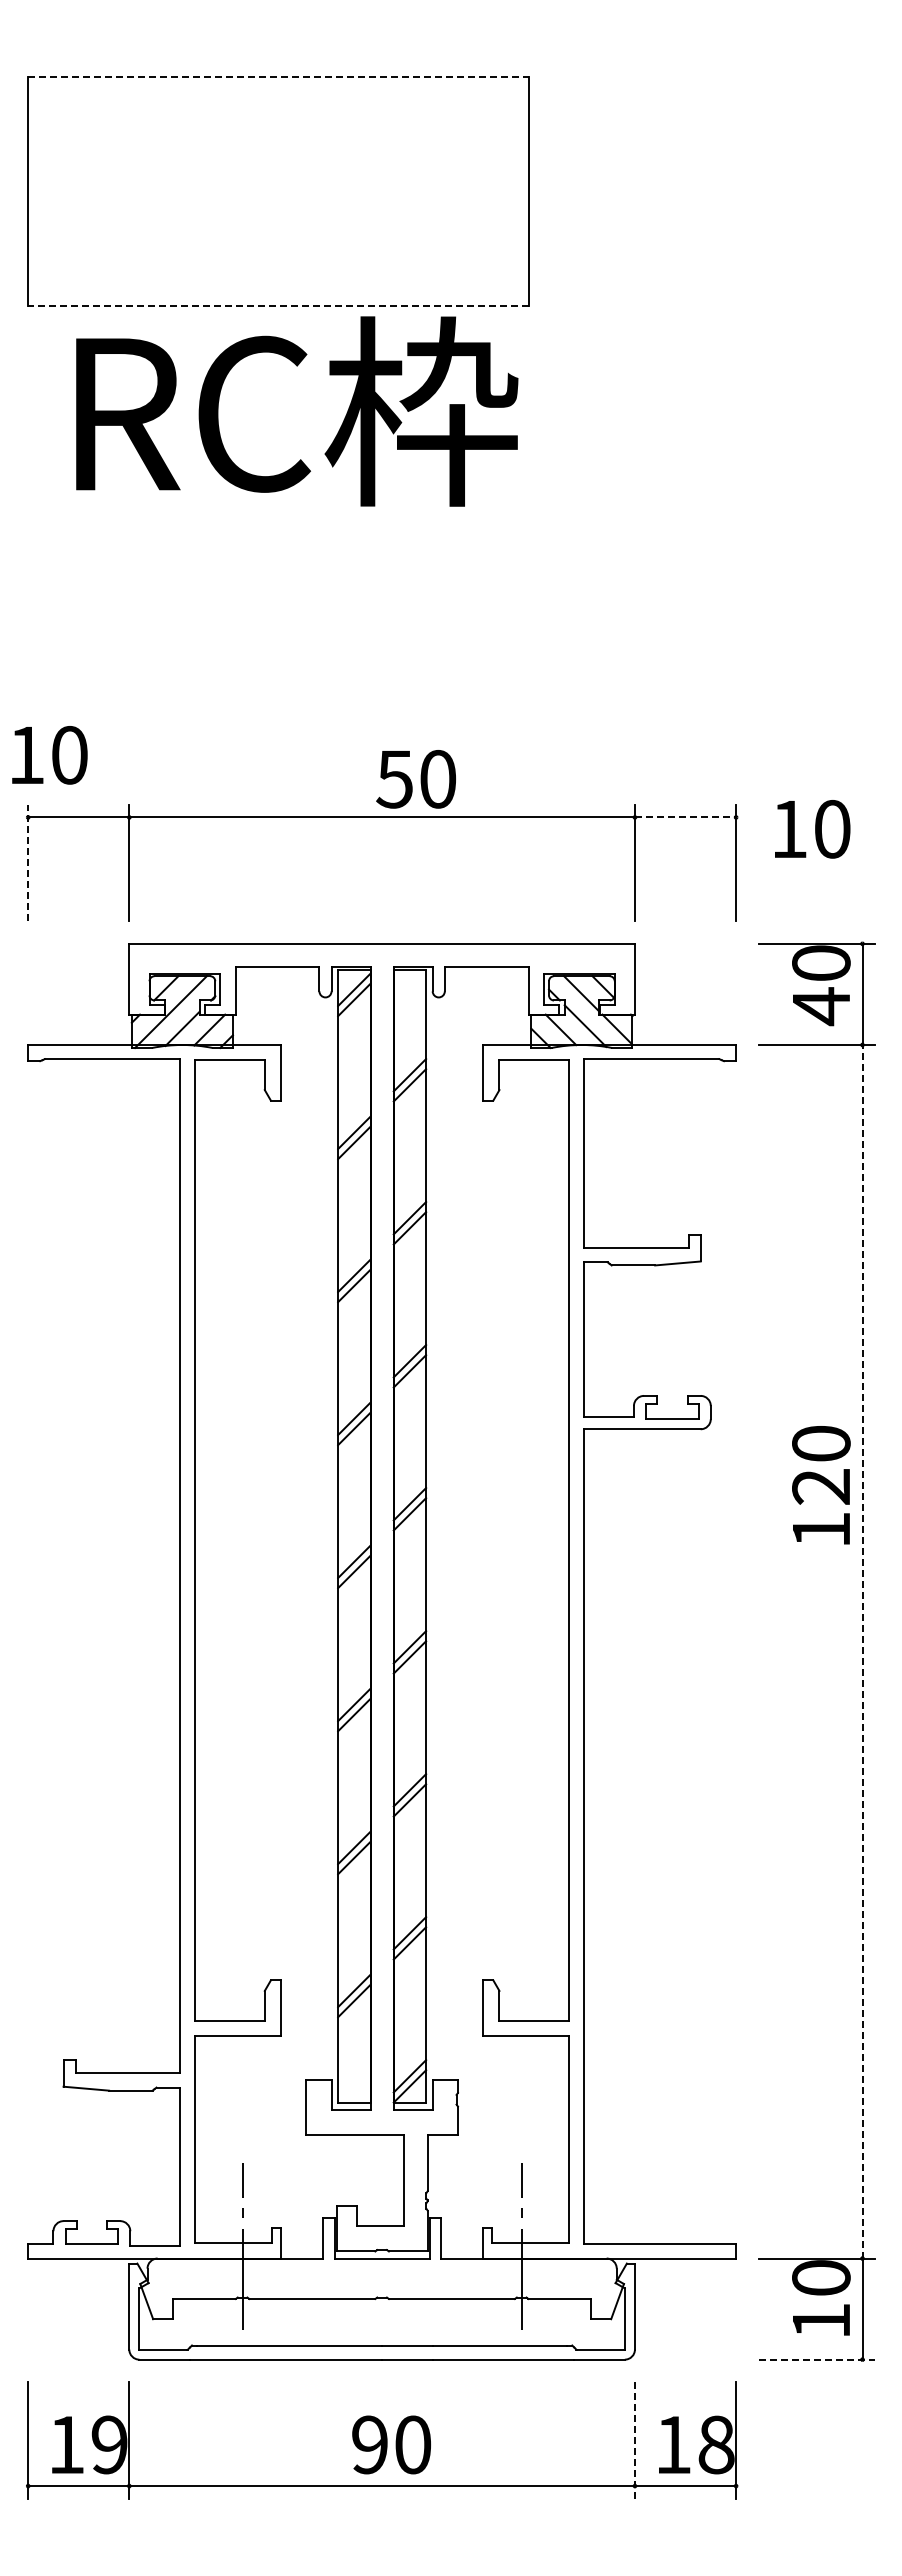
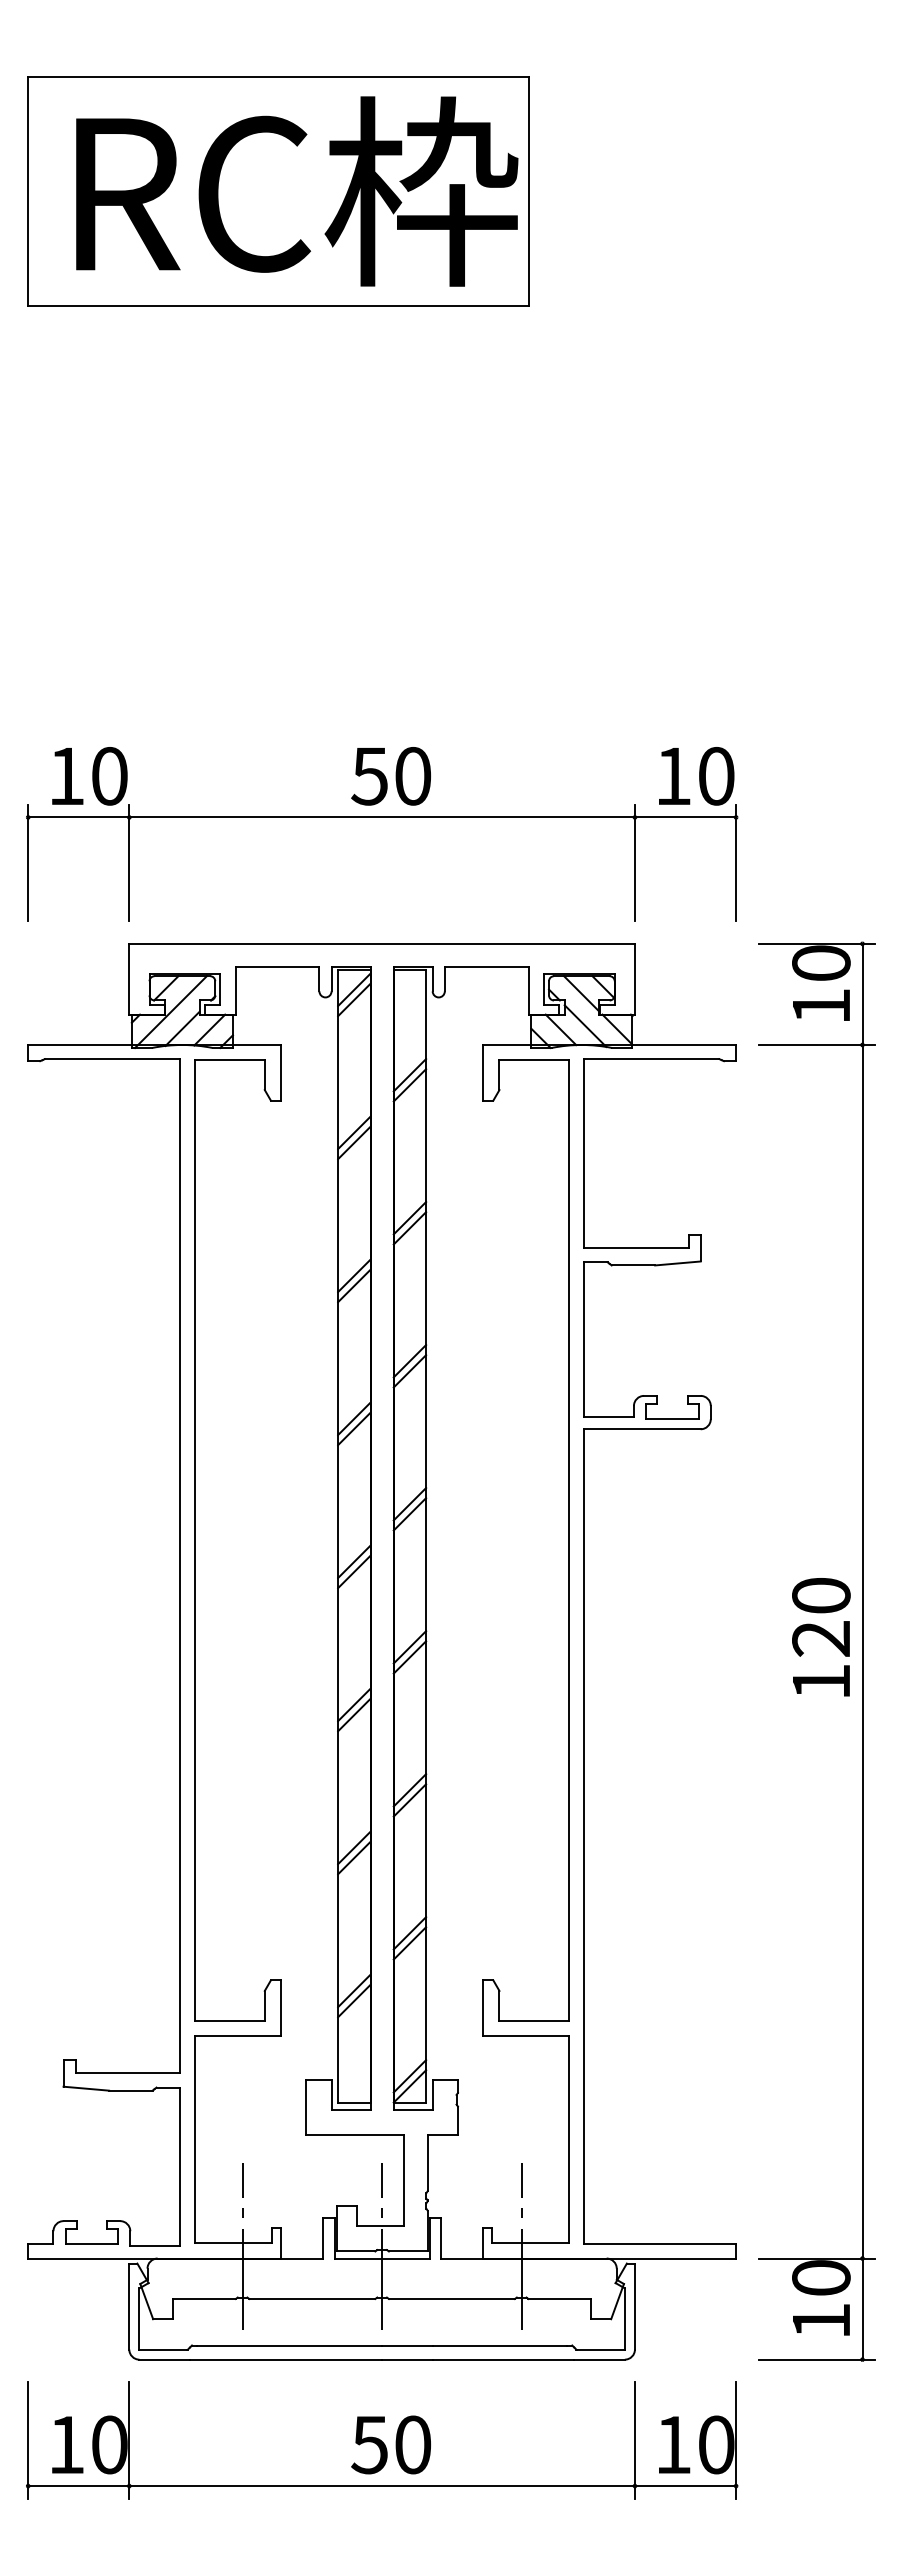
line: dashed -> solid (278, 77)
line: dashed -> solid (277, 305)
text position: (297, 411) -> (297, 191) (297, 191)
text position: (49, 755) -> (89, 776) (89, 776)
text position: (415, 779) -> (390, 776) (390, 776)
line: dashed -> solid (685, 817)
text position: (812, 829) -> (696, 776) (696, 776)
line: dashed -> solid (28, 862)
text: 40 -> 10 (821, 1006)
text position: (821, 1485) -> (821, 1637) (821, 1637)
line: dashed -> solid (862, 1651)
line: none -> present (382, 2245)
line: dashed -> solid (817, 2359)
line: dashed -> solid (634, 2441)
text: 19 -> 10 (109, 2444)
text: 90 -> 50 (369, 2444)
text: 18 -> 10 (716, 2444)
